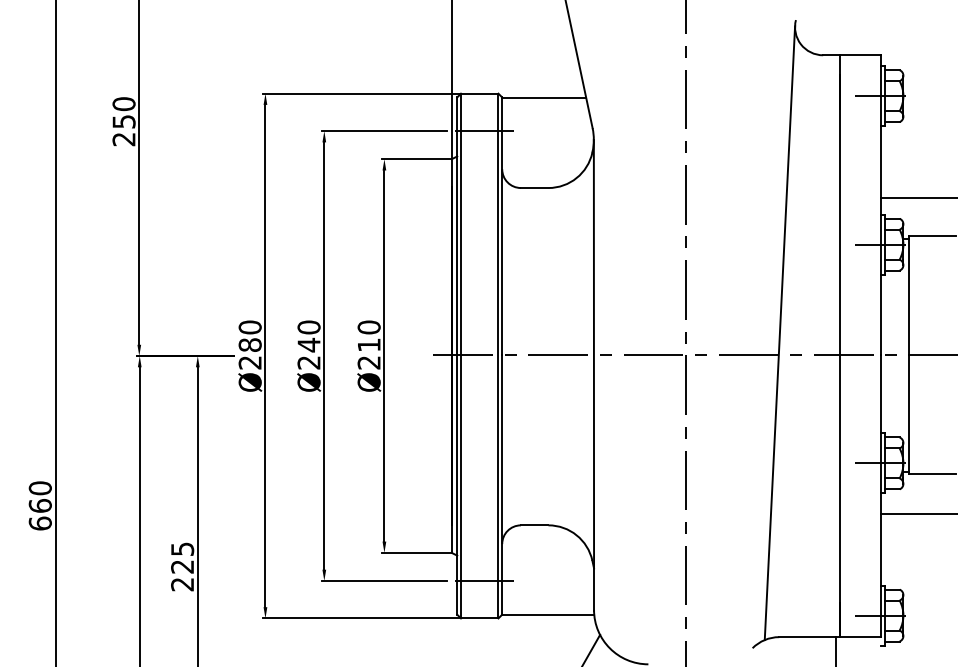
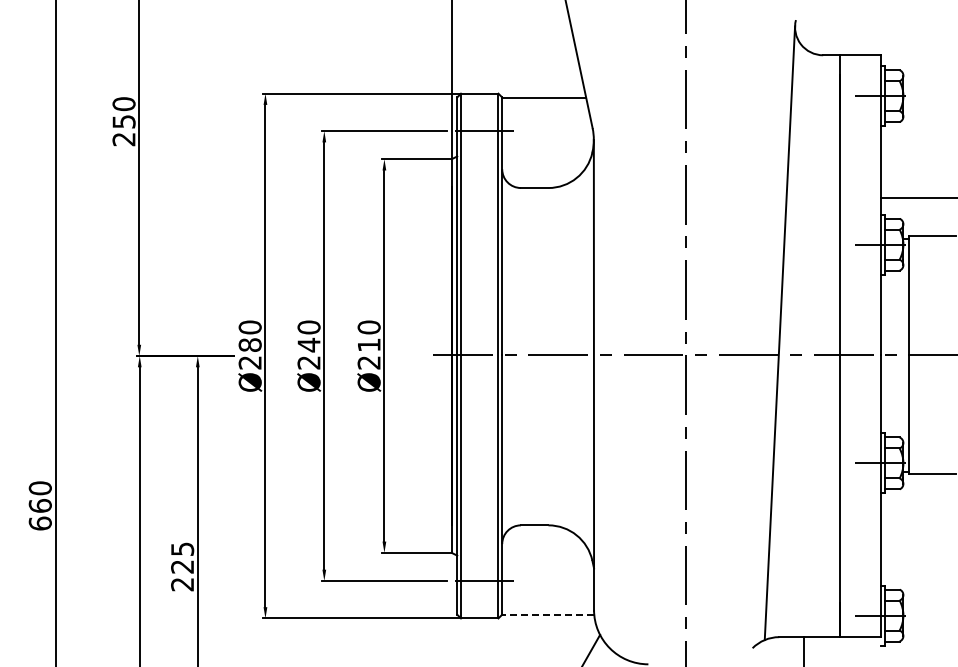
line: present -> none (917, 514)
line: solid -> dashed (547, 615)
line position: (835, 650) -> (803, 650) (803, 650)
